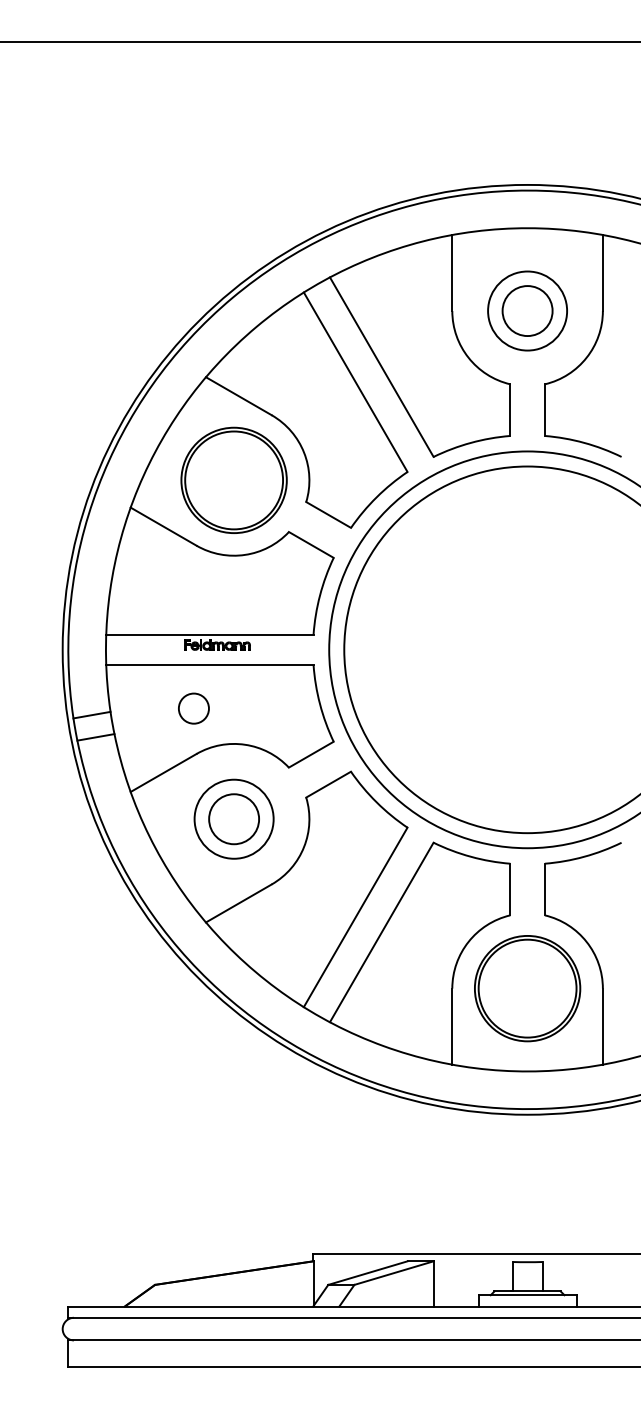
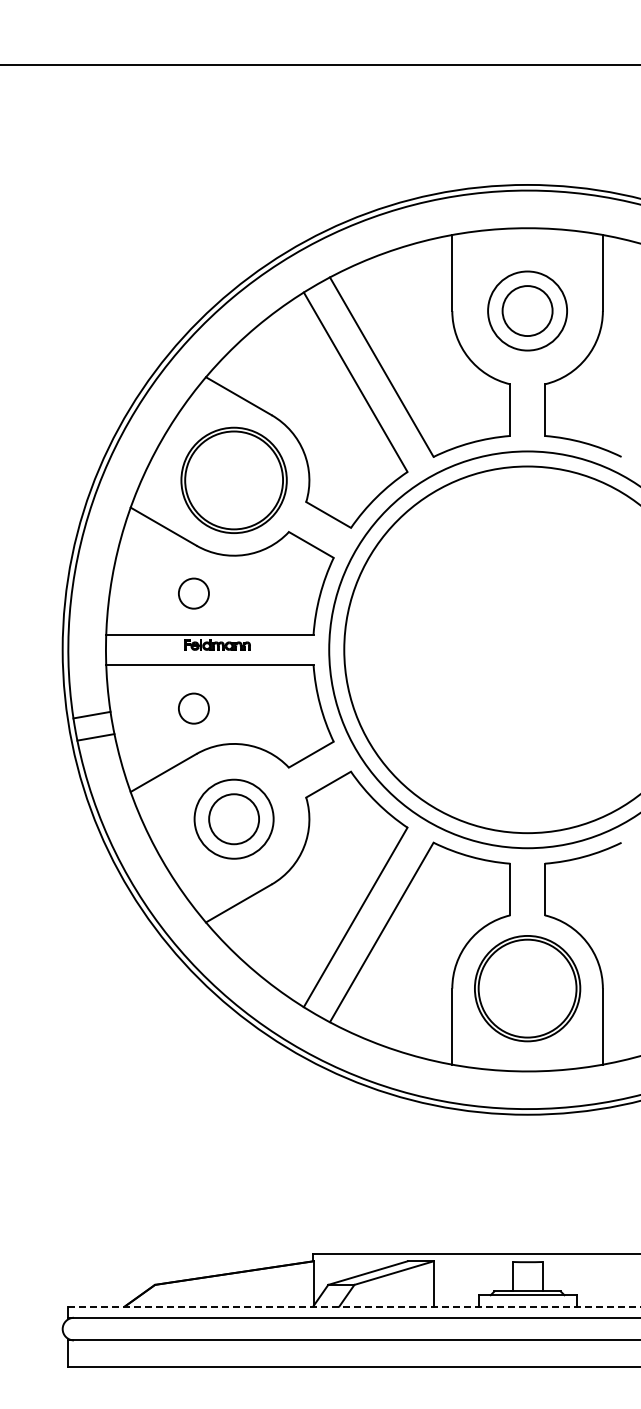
line position: (319, 42) -> (319, 65) (319, 65)
circle: none -> present (193, 593)
line: solid -> dashed (354, 1306)
